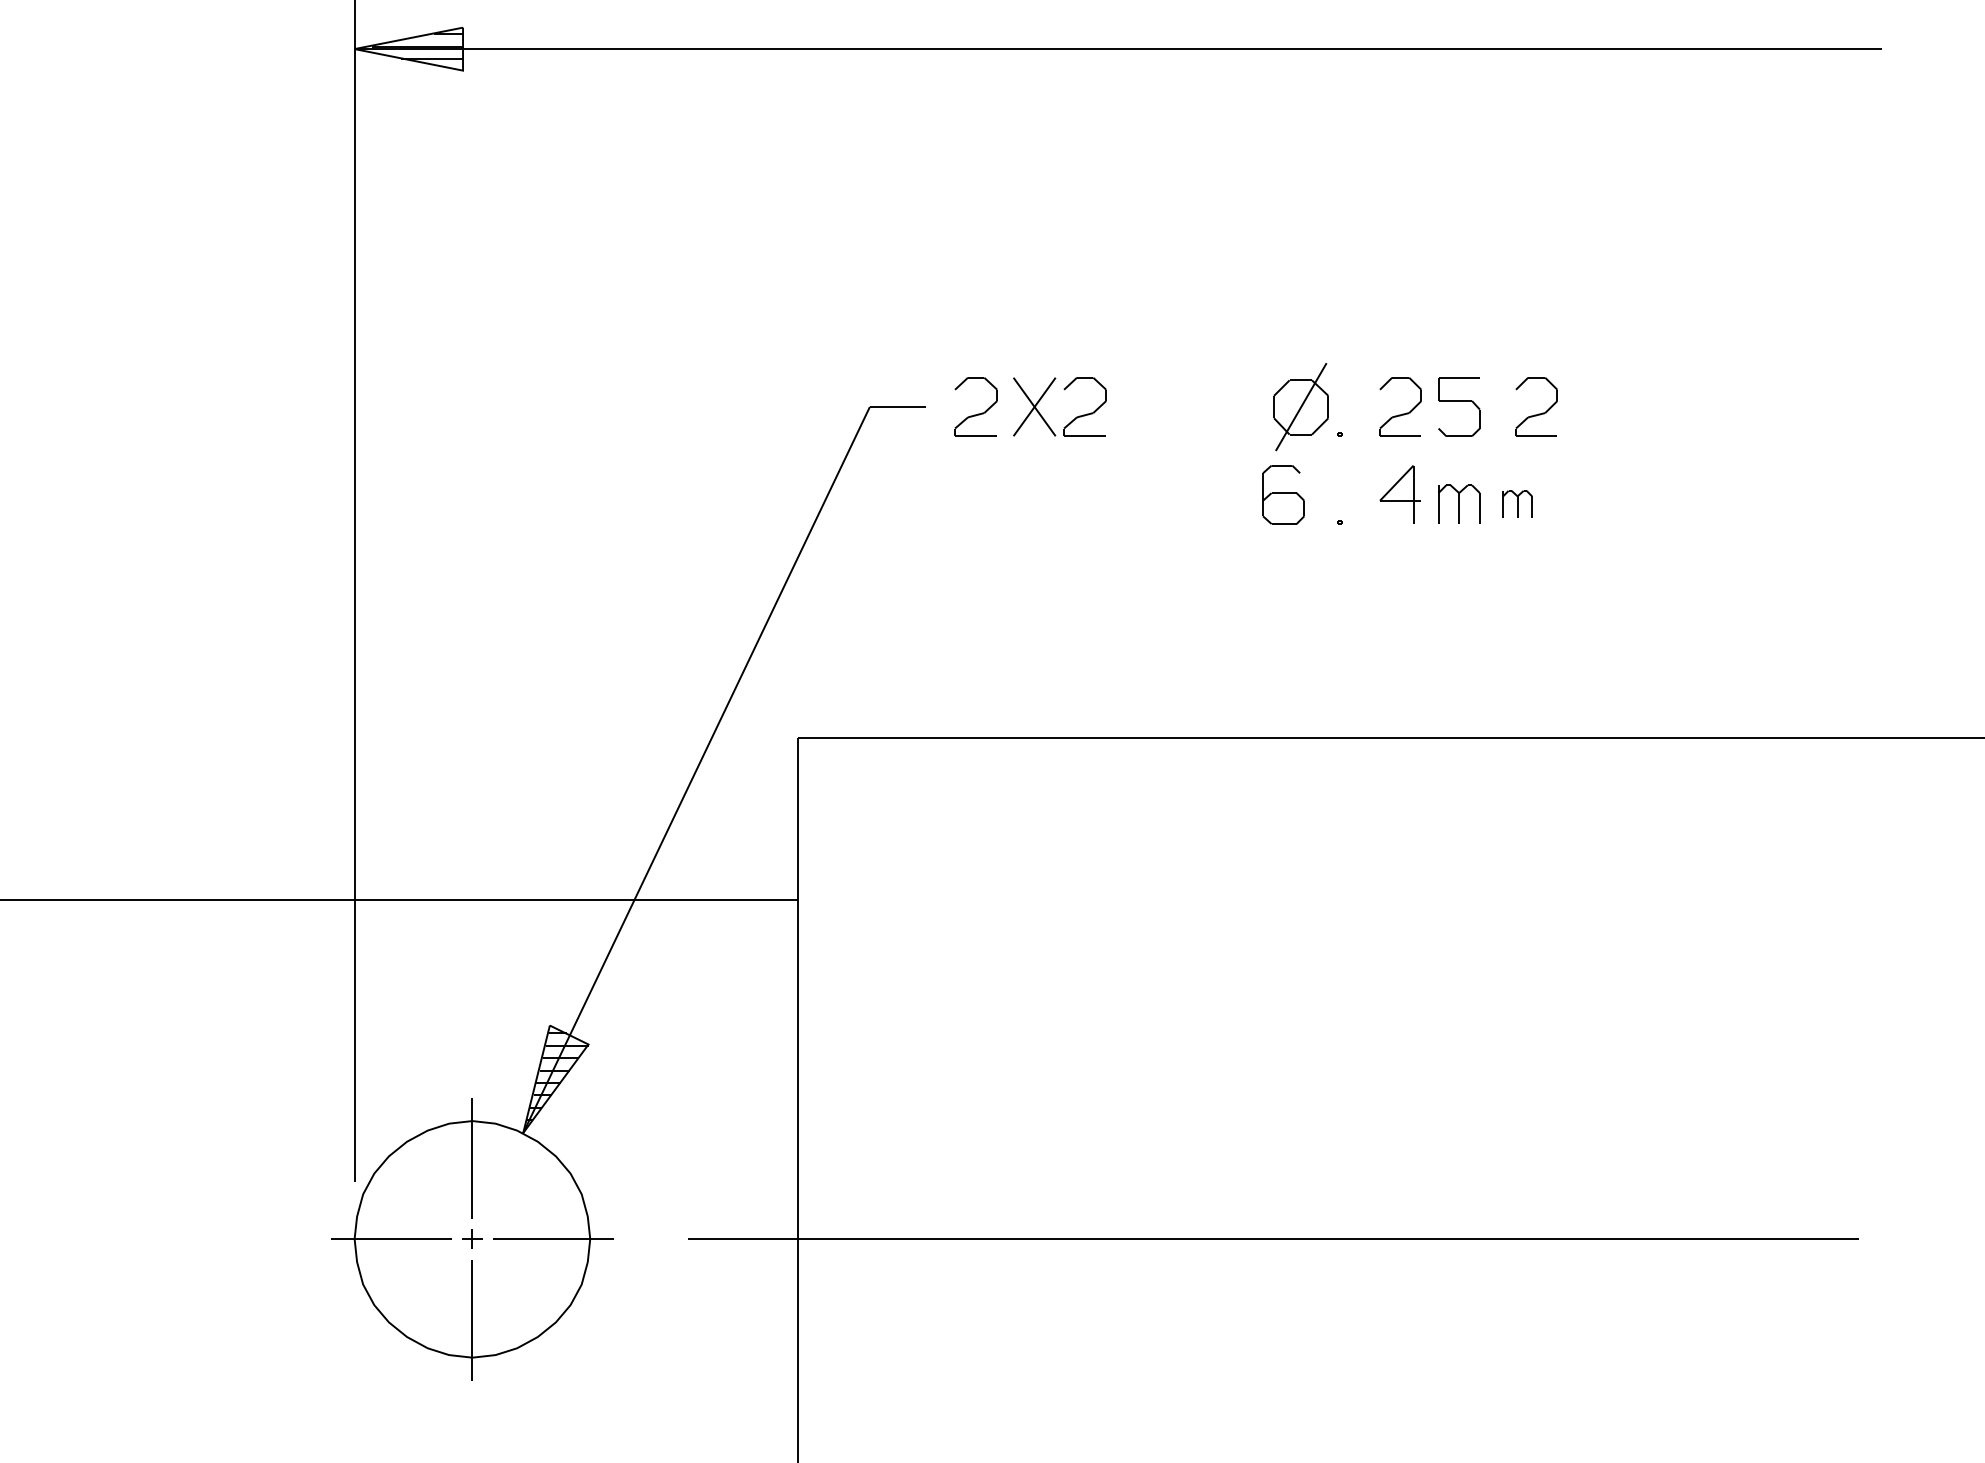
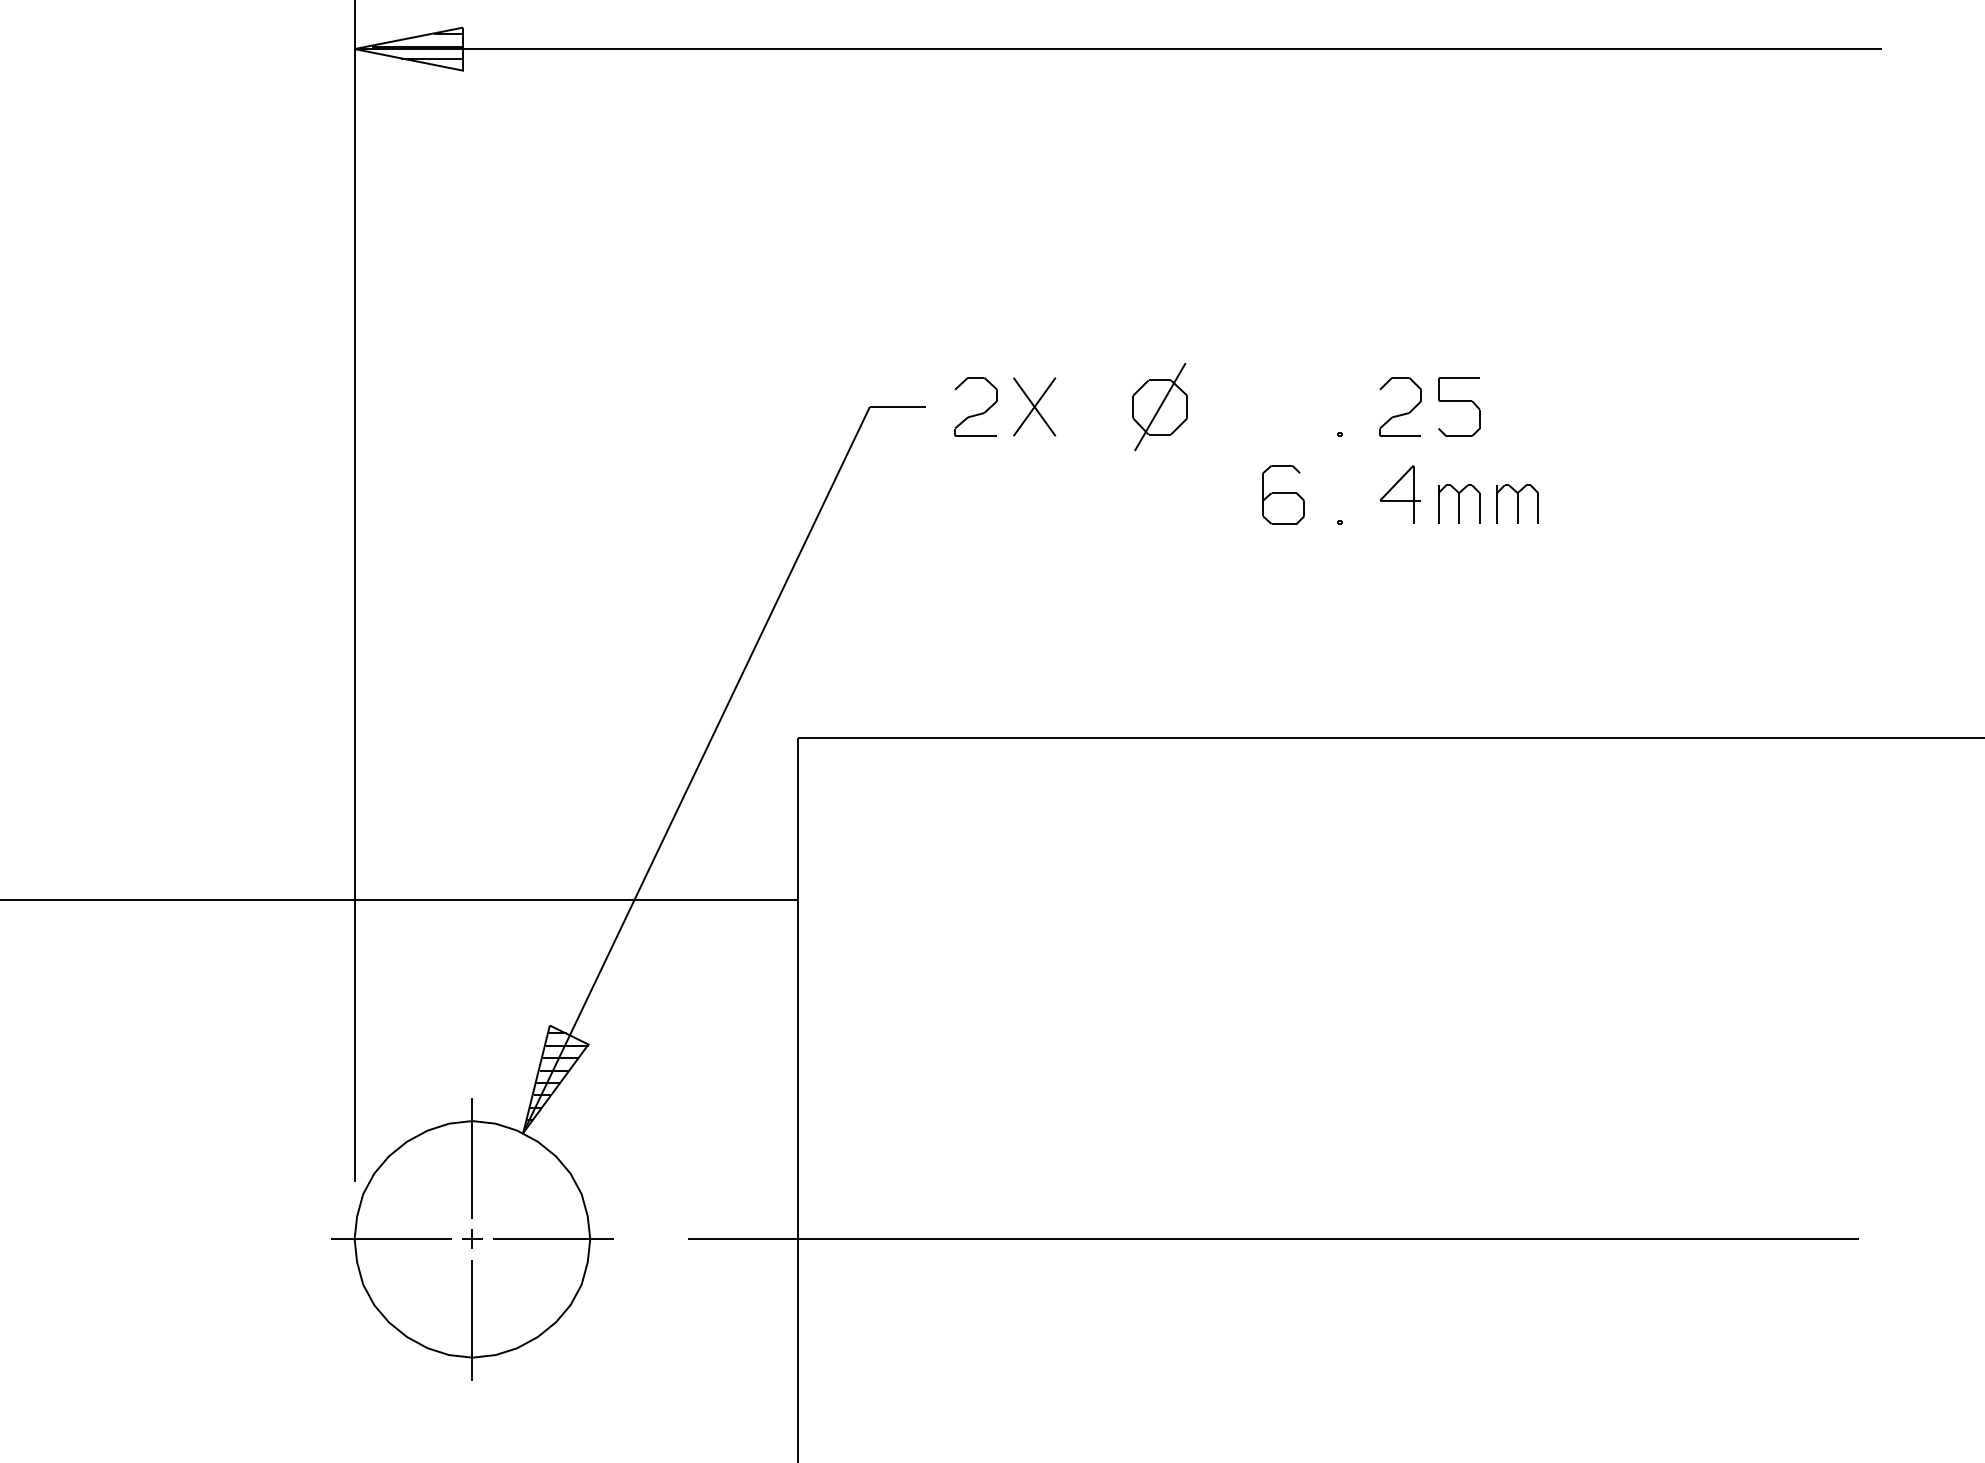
part position: (1300, 407) -> (1159, 407) (1159, 407)
part: present -> none (1086, 413)
part: present -> none (1538, 413)
part size: 31x28 px -> 43x40 px (1517, 503)
